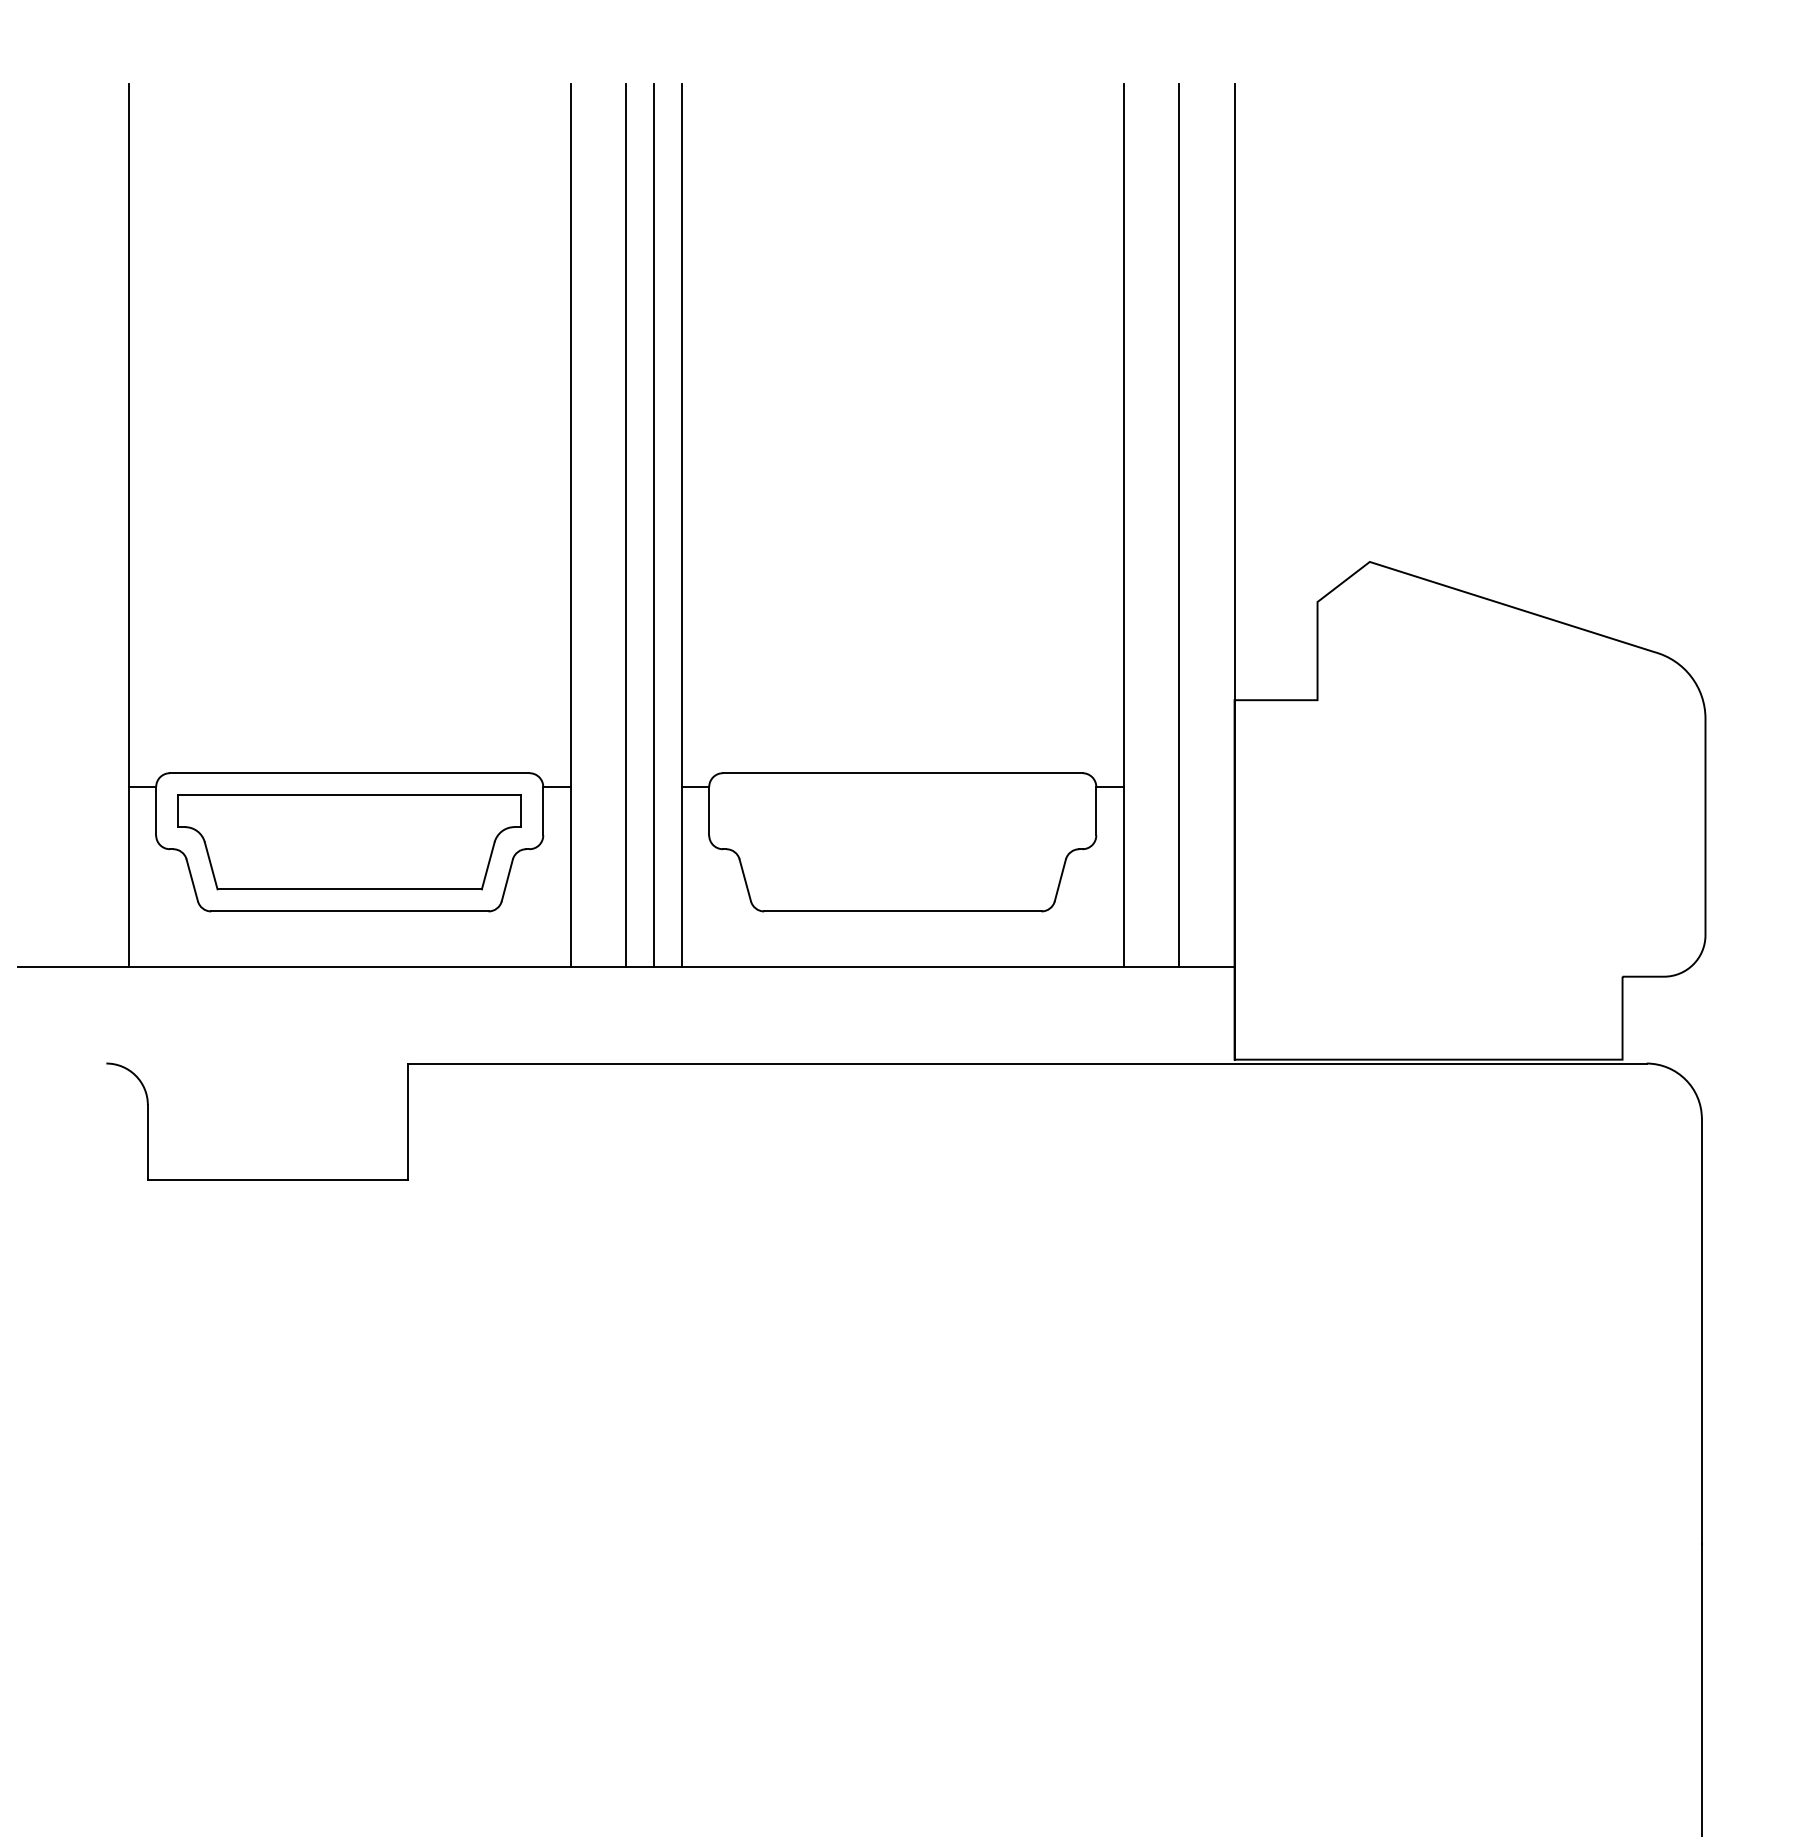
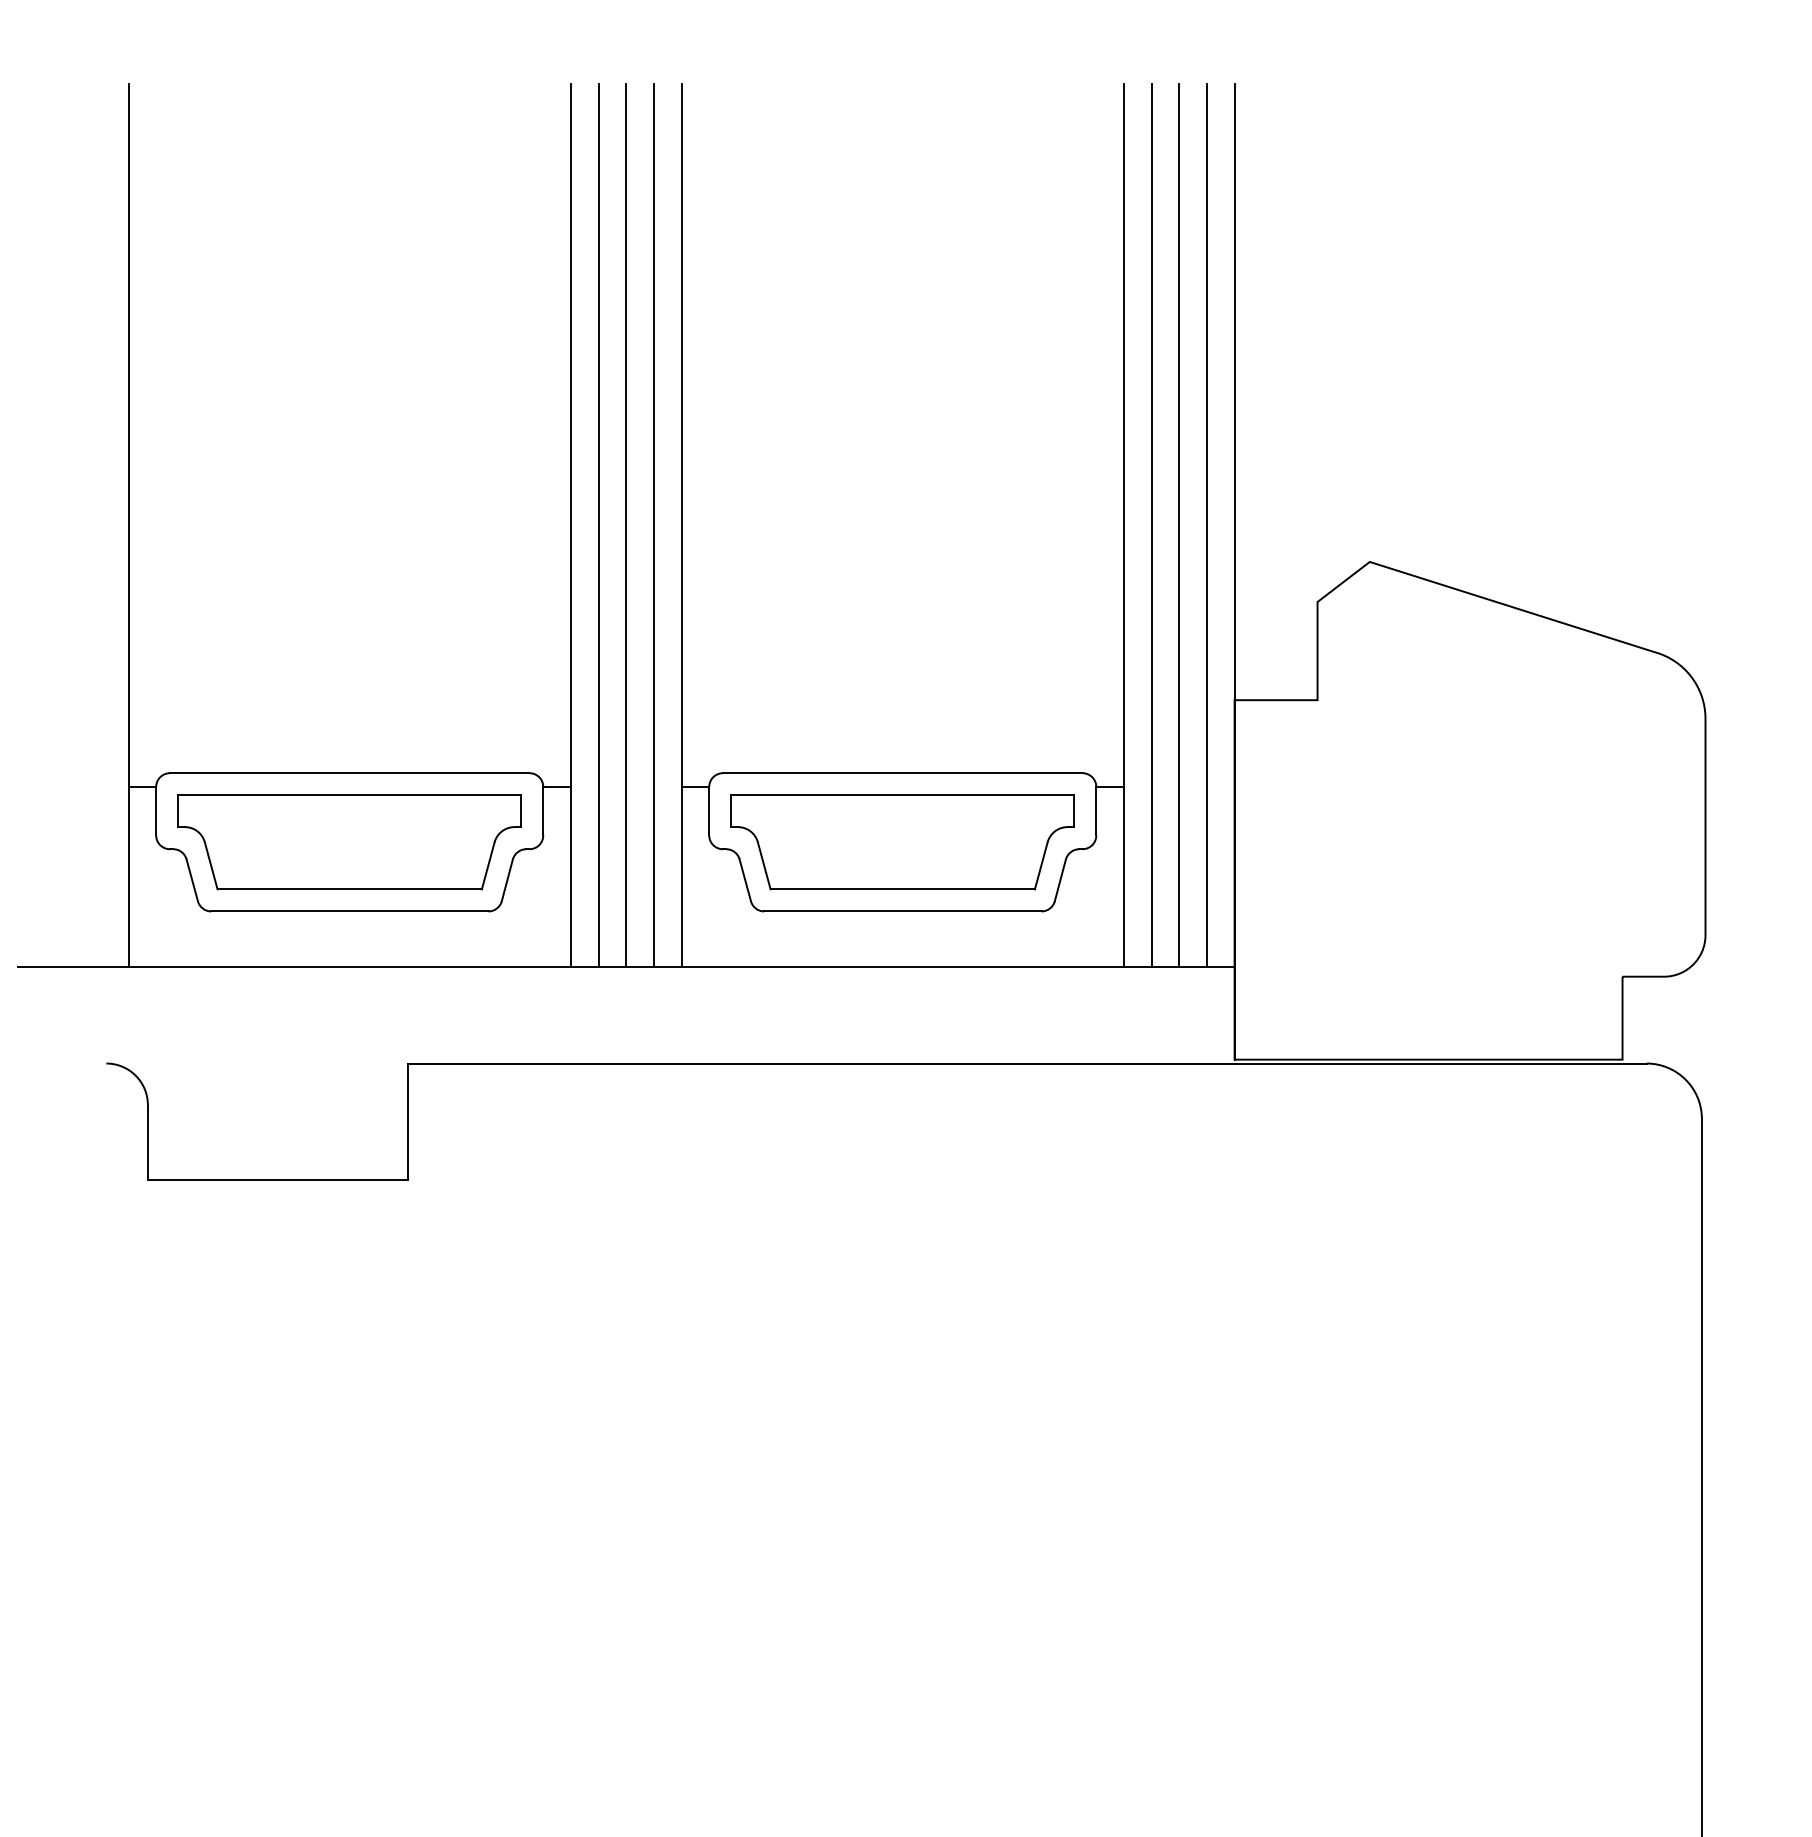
line: none -> present (598, 525)
line: none -> present (1151, 525)
line: none -> present (1206, 525)
part: none -> present (902, 842)
